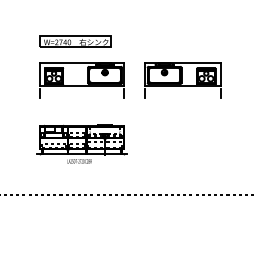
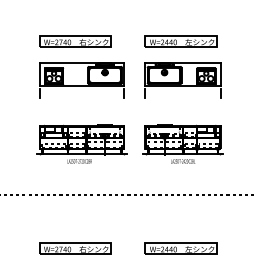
part: none -> present (180, 41)
part: none -> present (182, 143)
part: none -> present (75, 248)
part: none -> present (180, 248)
